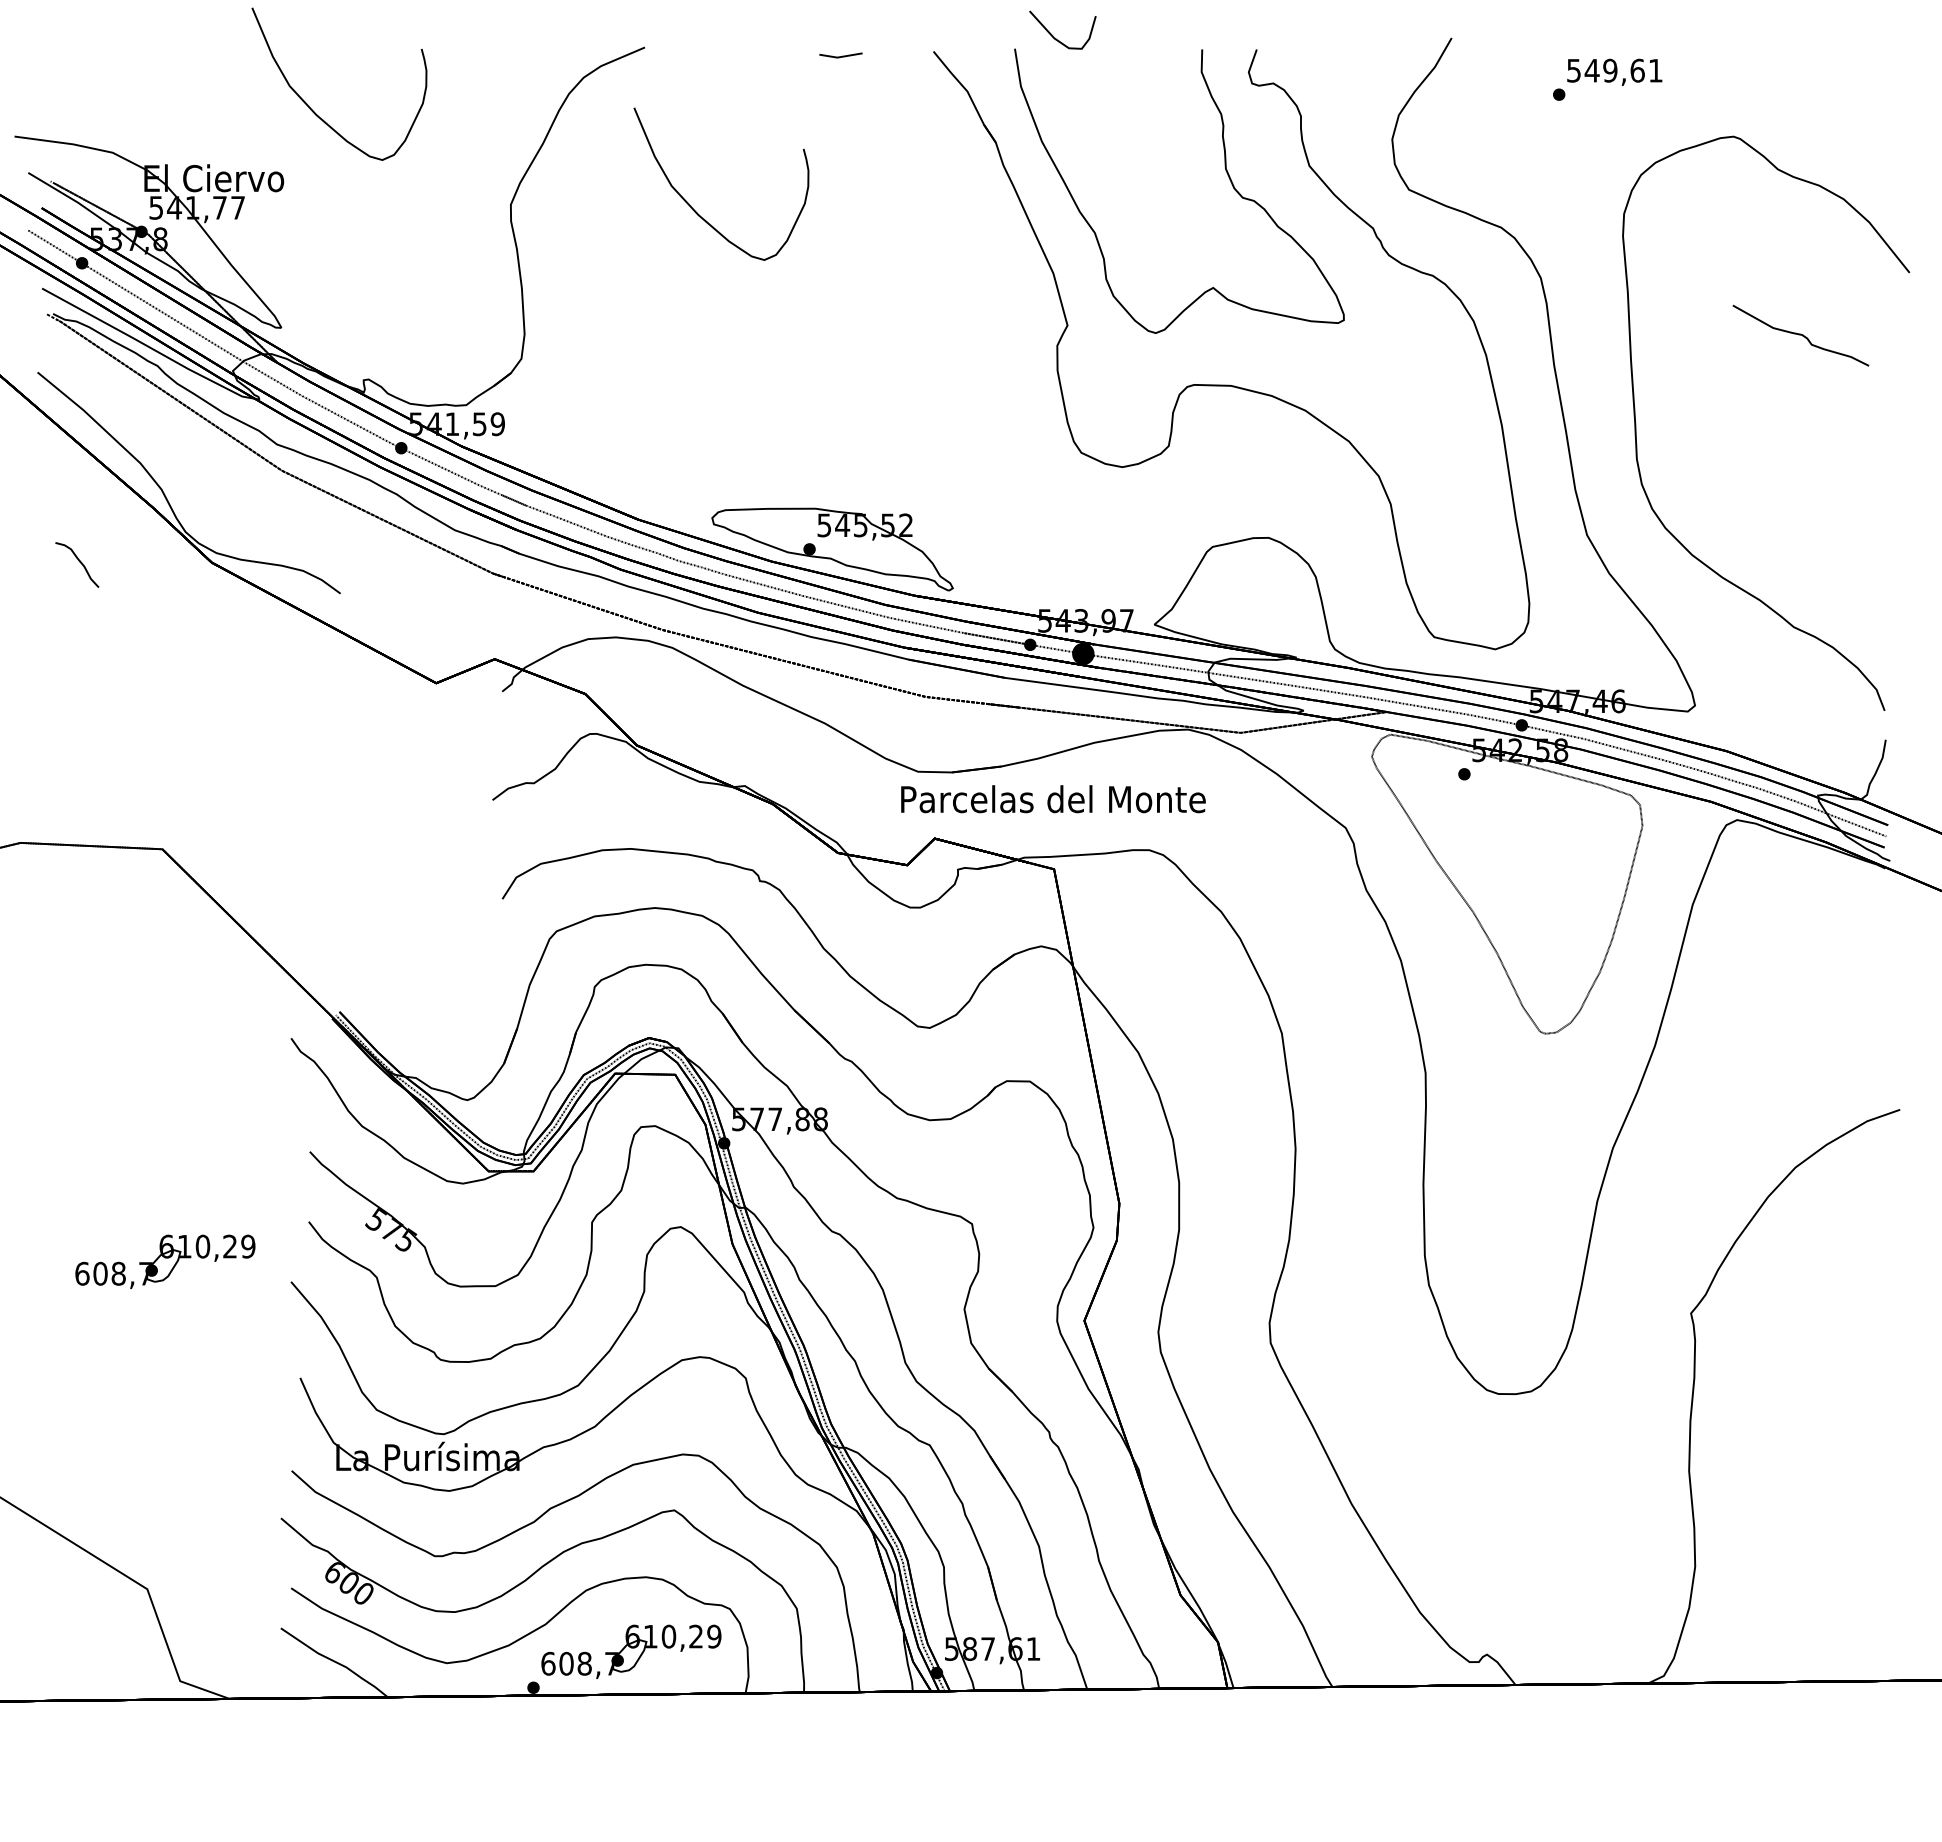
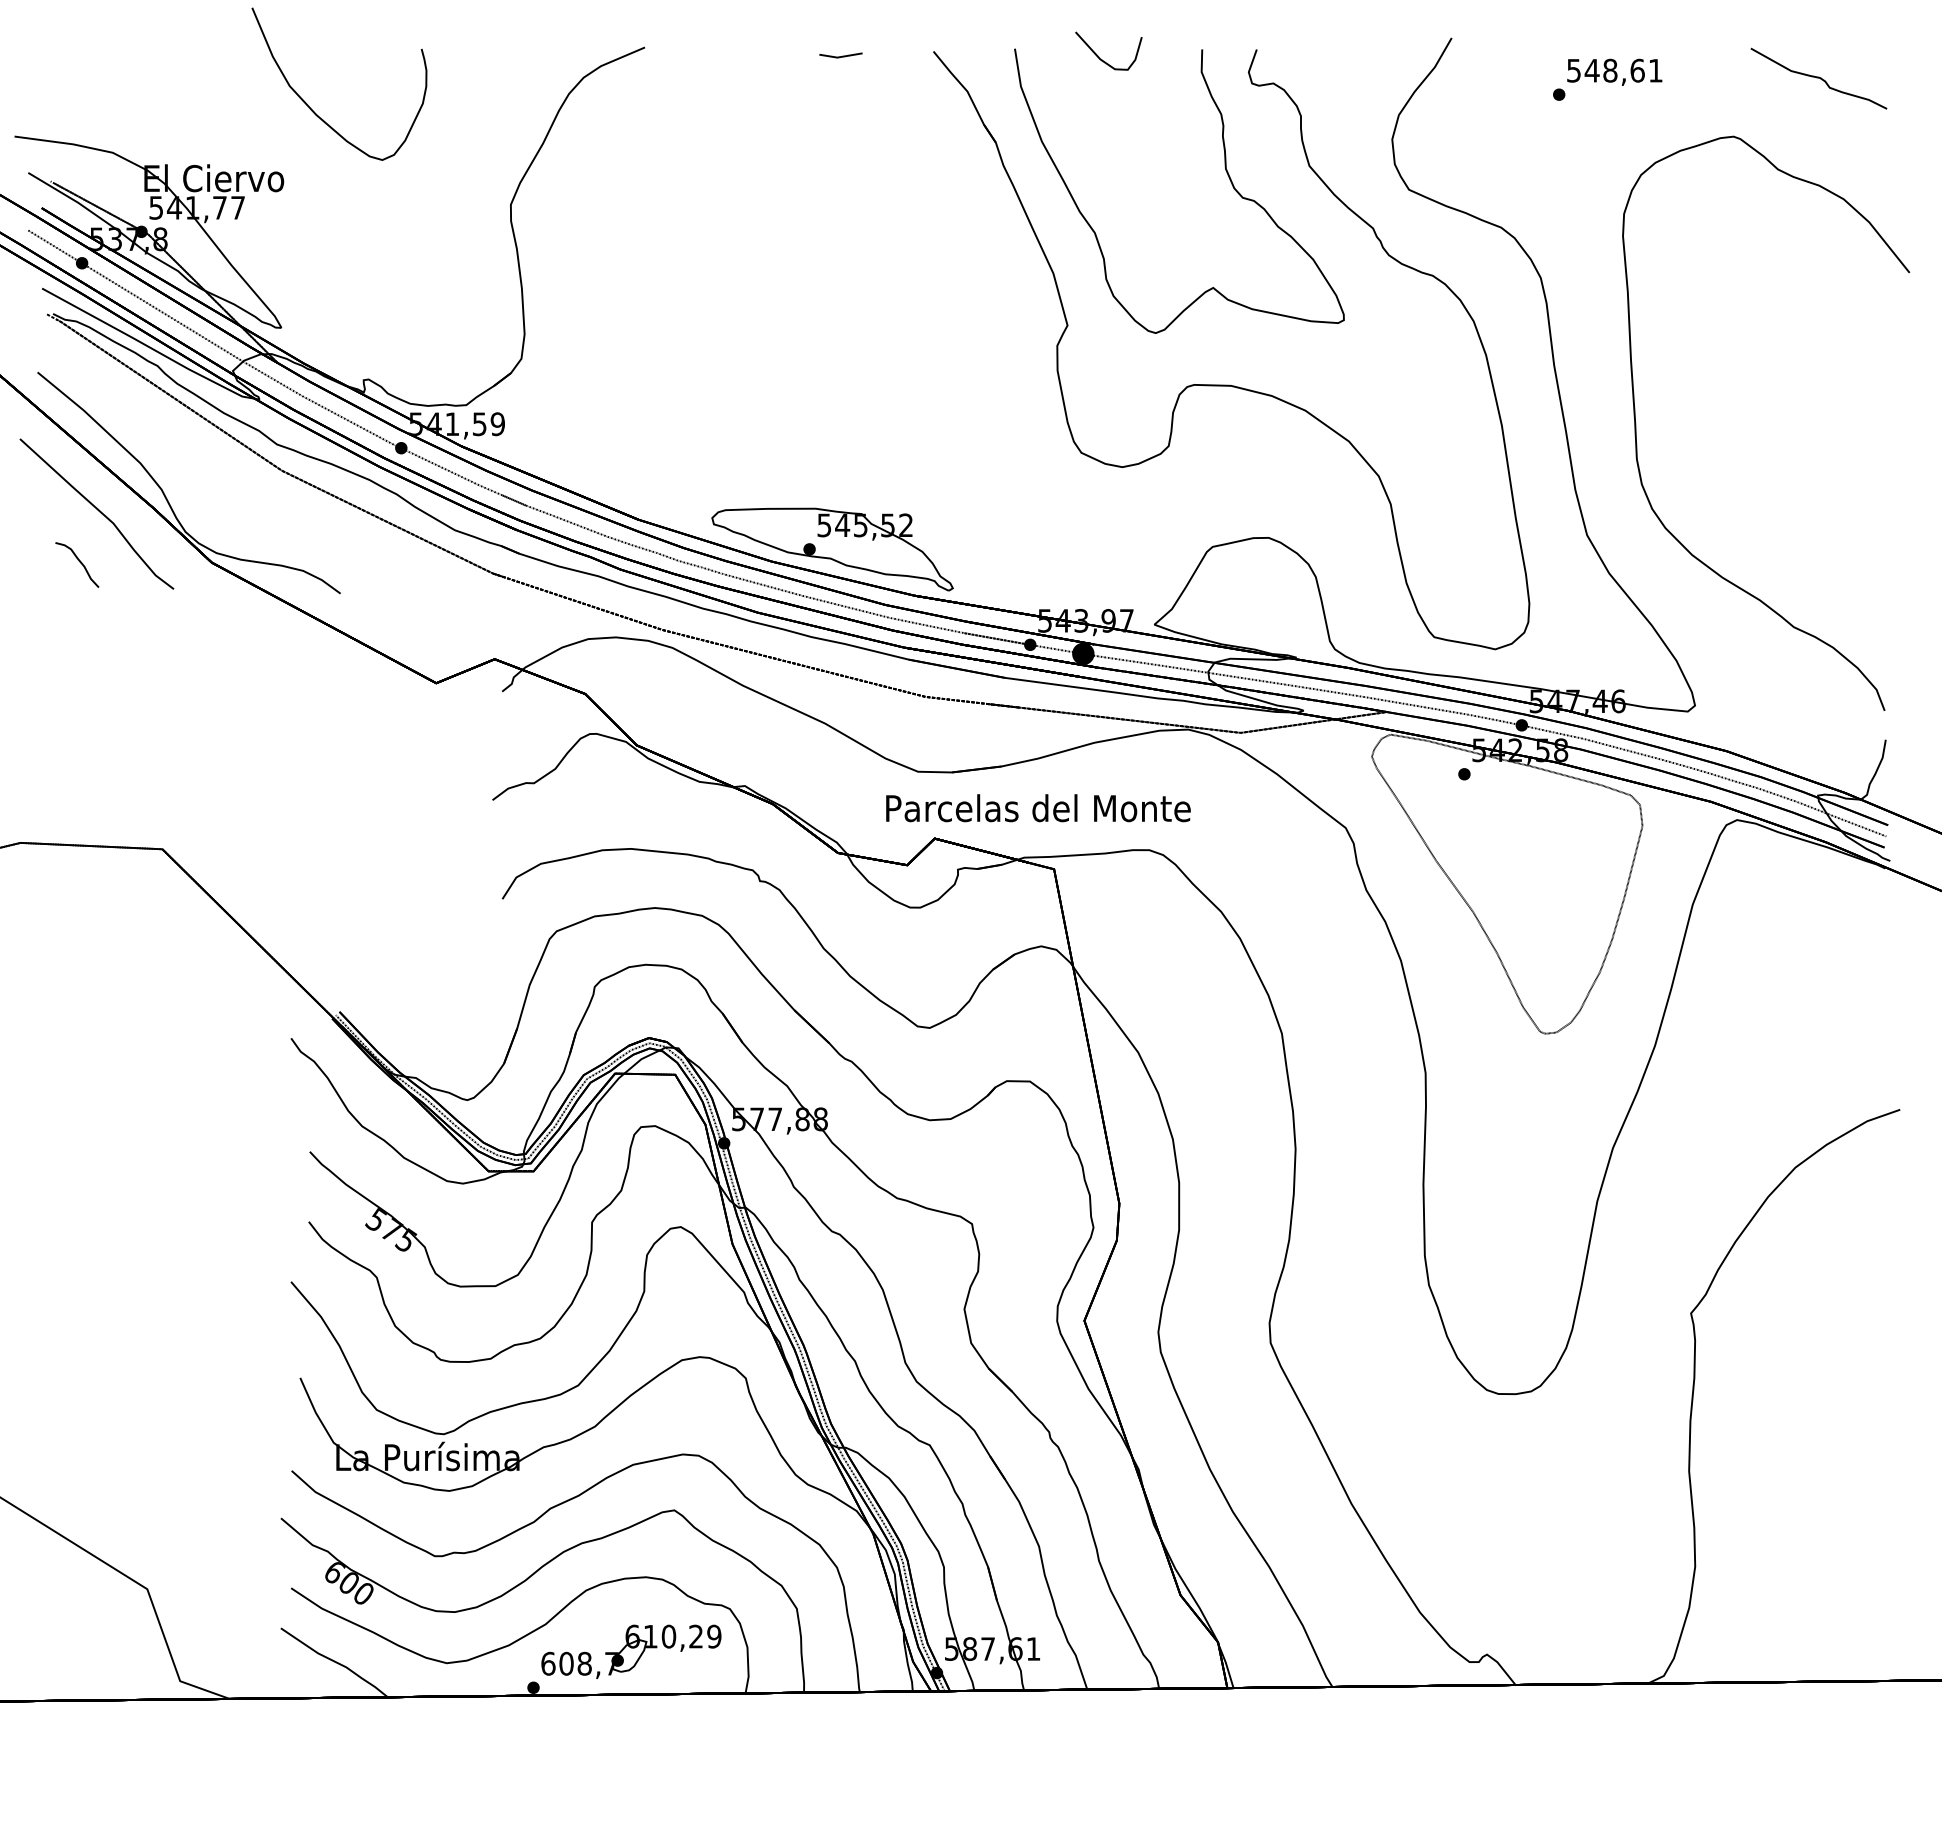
curve position: (1053, 35) -> (1099, 56) (1099, 56)
text: 549,61 -> 548,61 (1610, 70)
curve: present -> none (690, 204)
curve position: (1800, 335) -> (1818, 78) (1818, 78)
part: none -> present (96, 513)
text position: (1053, 799) -> (1038, 808) (1038, 808)
part: present -> none (165, 1261)
